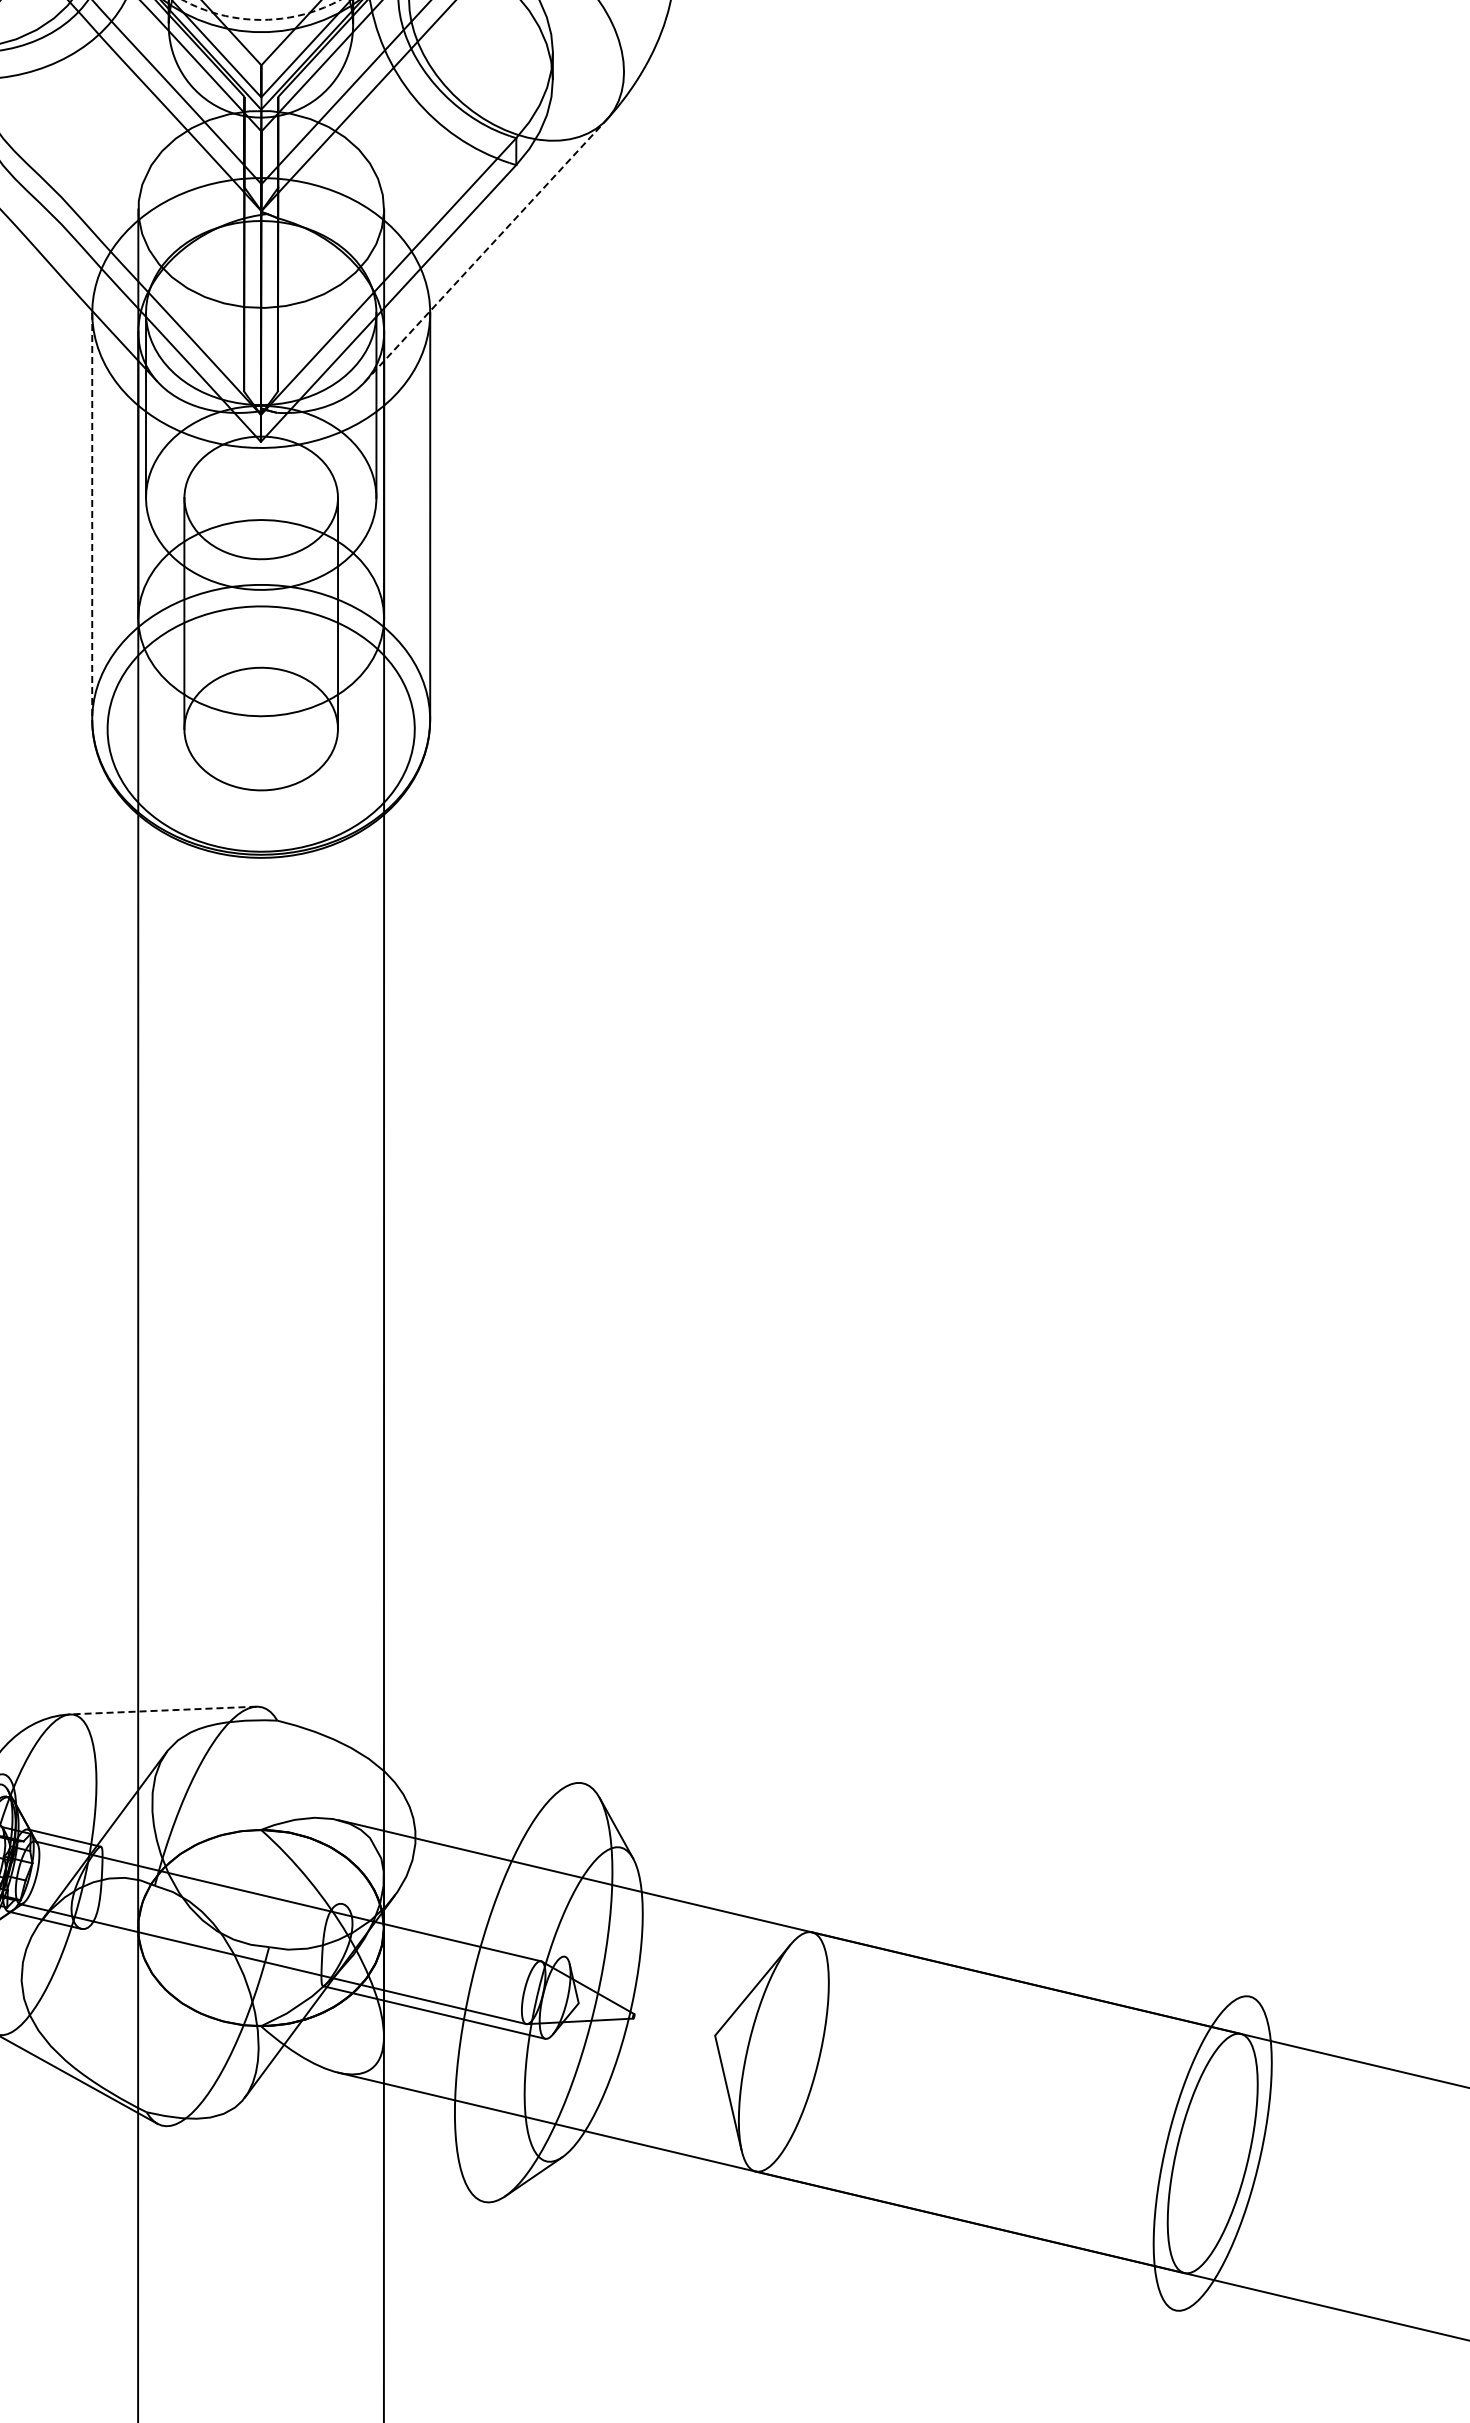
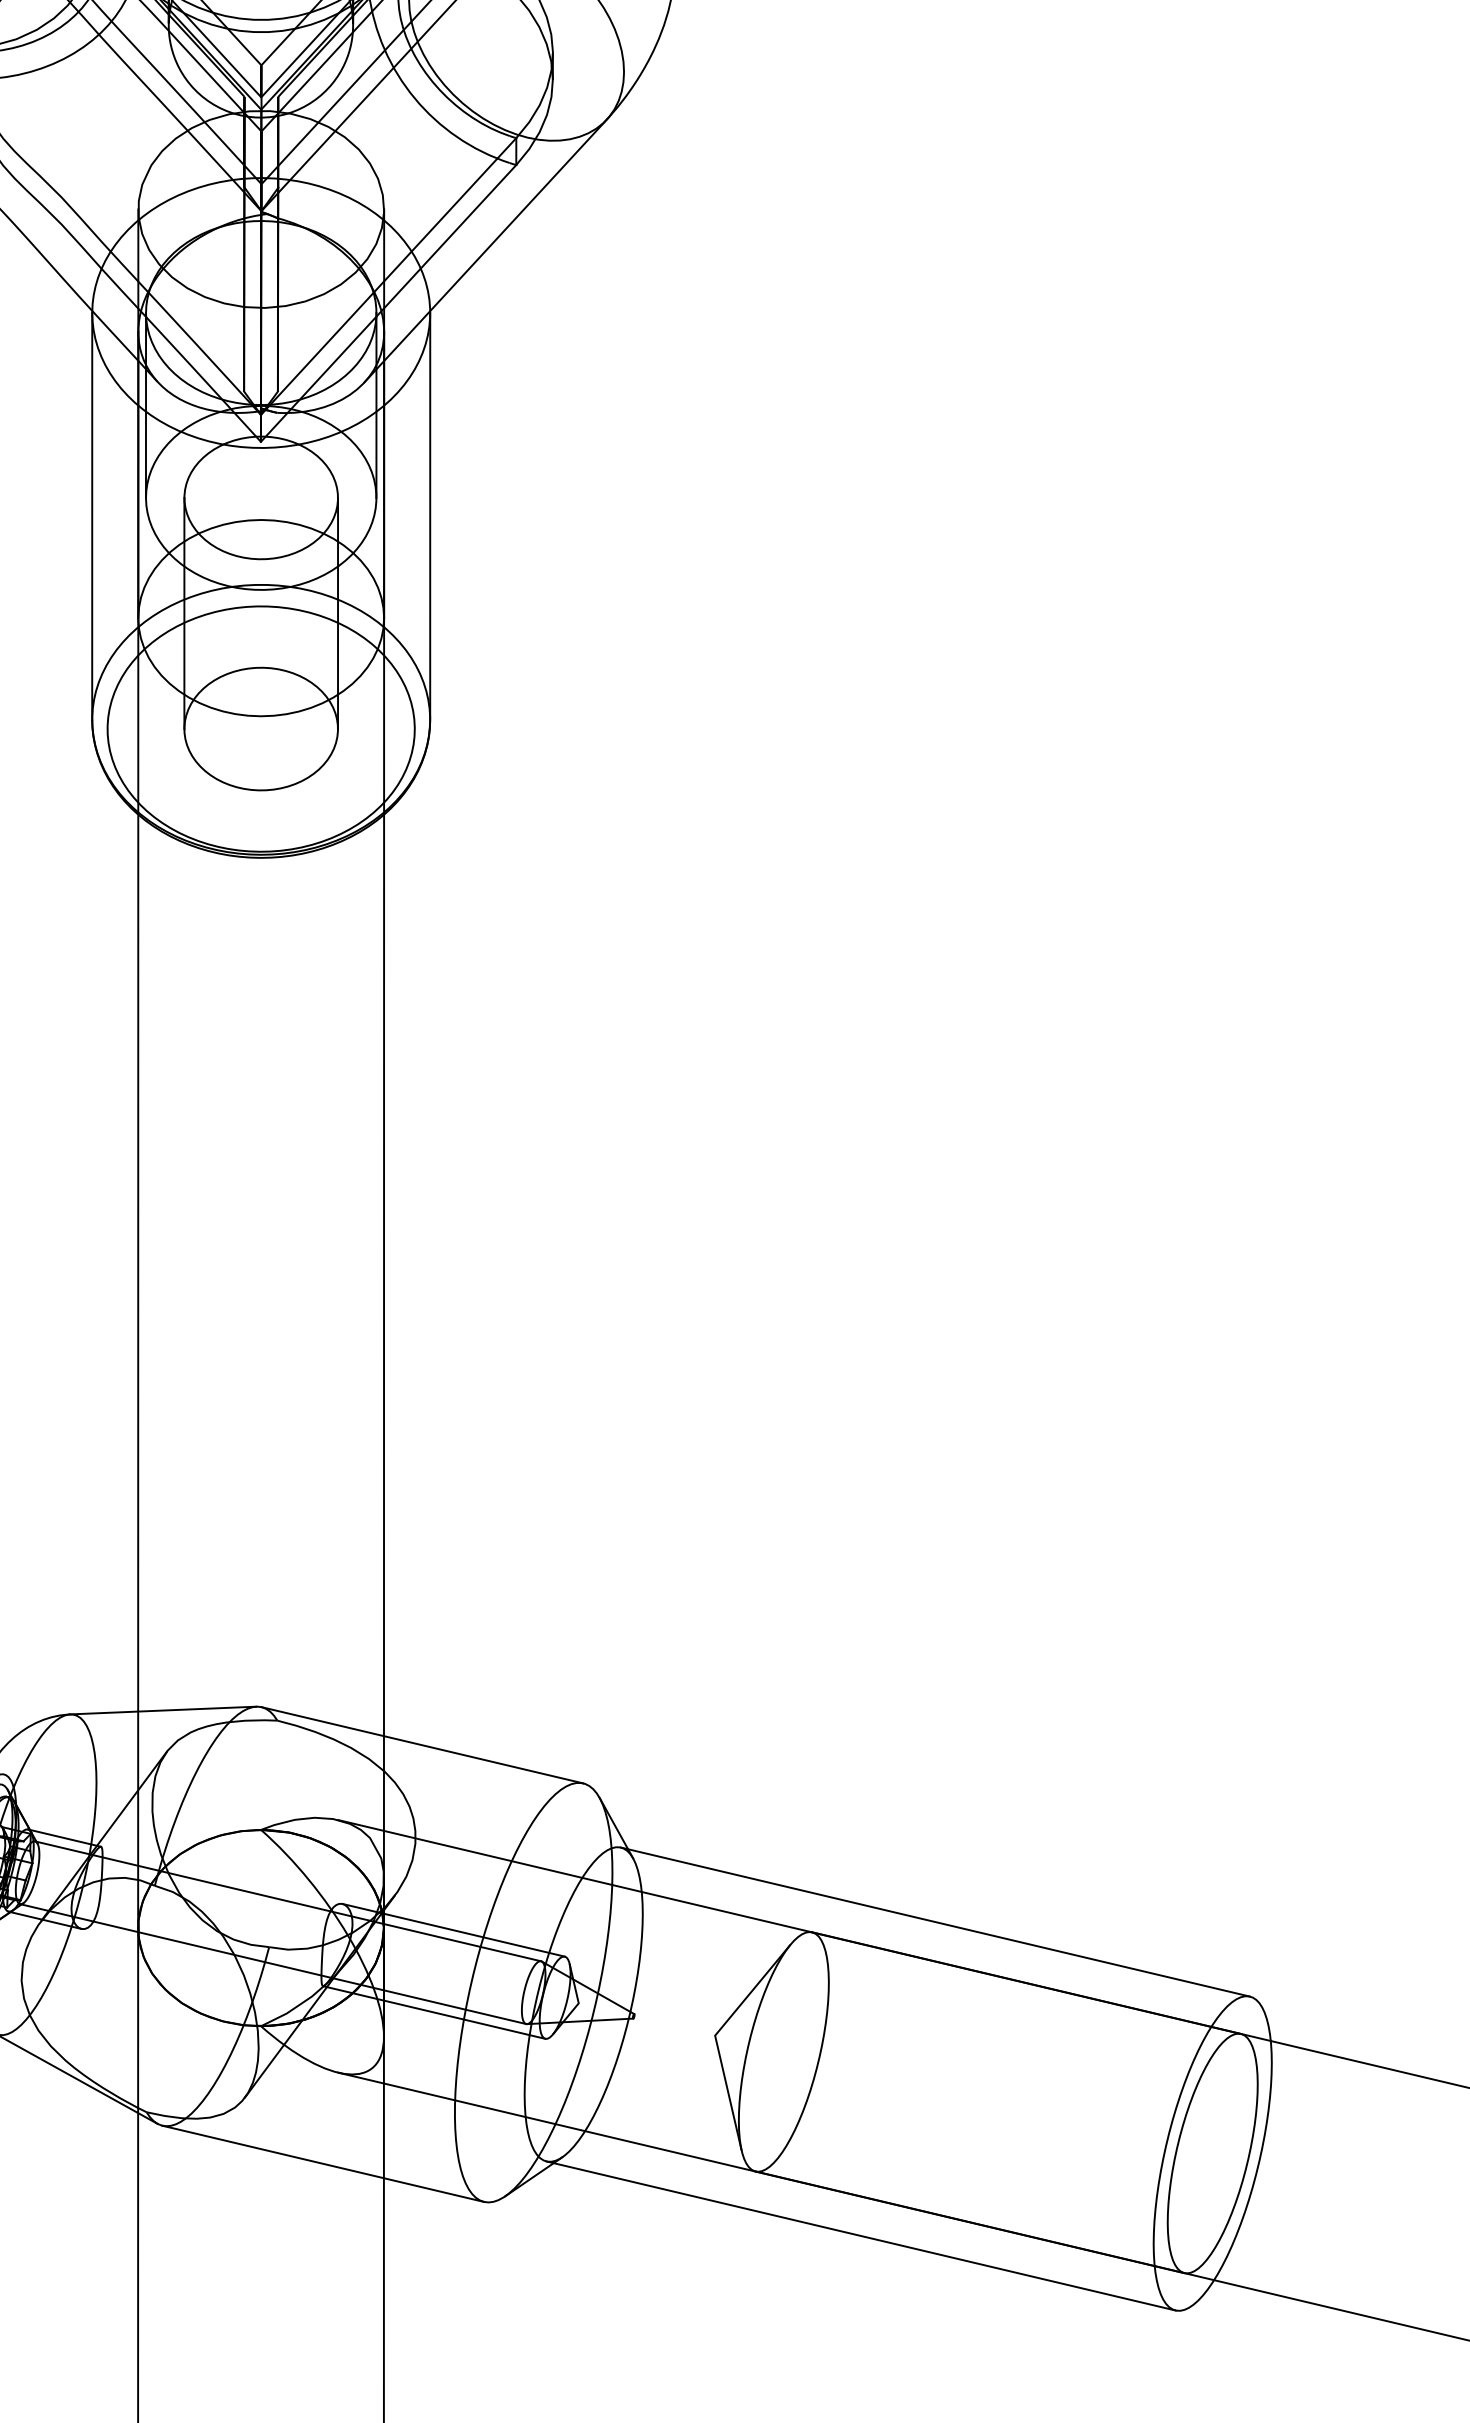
arc: dashed -> solid (261, 19)
line: dashed -> solid (485, 250)
line: dashed -> solid (92, 516)
line: dashed -> solid (162, 1710)
line: none -> present (422, 1745)
line: none -> present (934, 1921)
line: none -> present (453, 1929)
line: none -> present (323, 2163)
line: none -> present (860, 2235)
